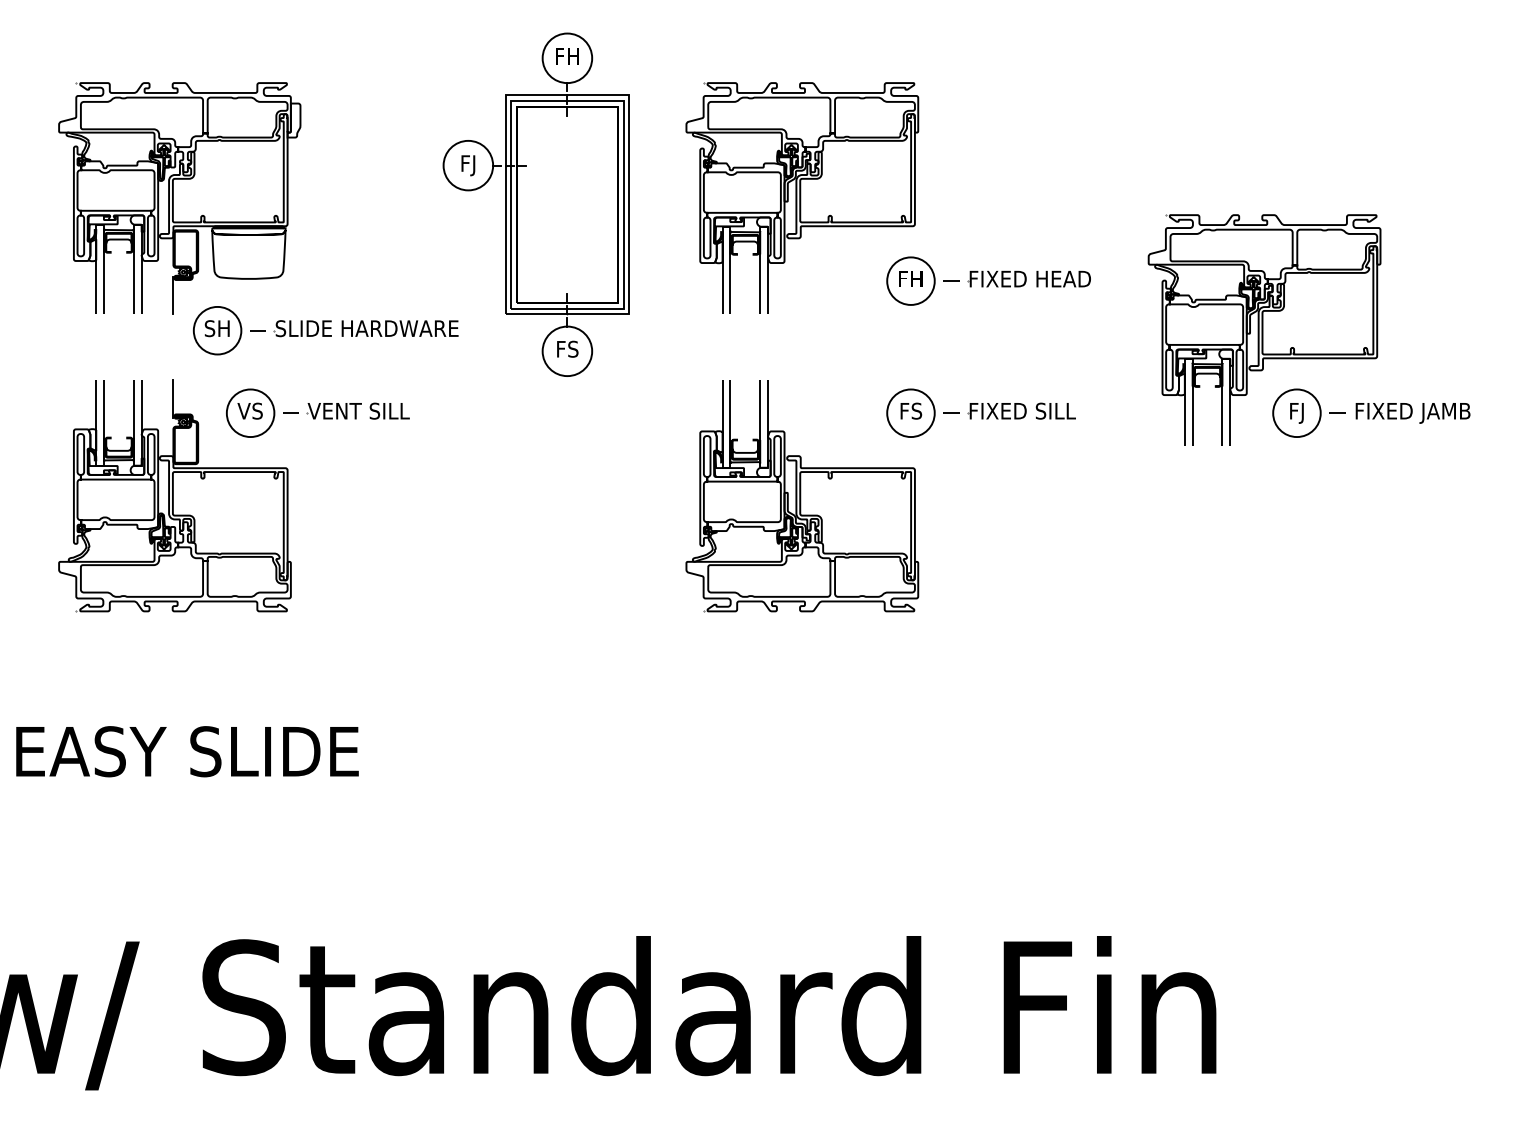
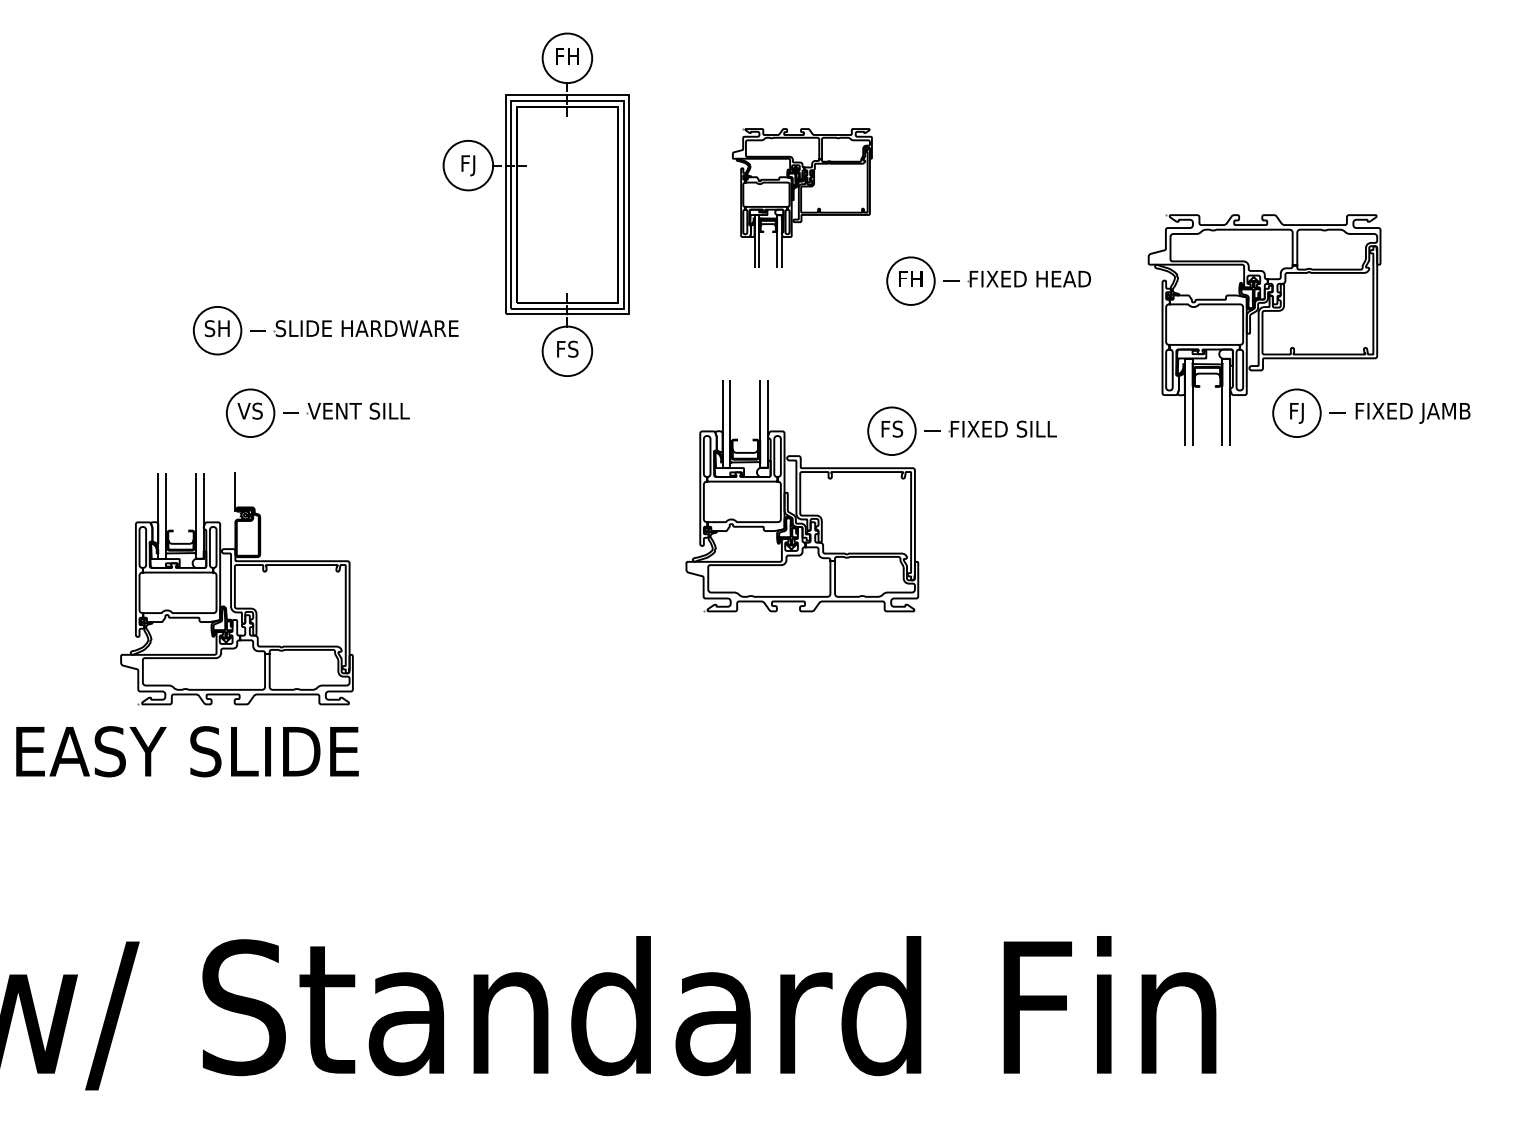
part size: 235x232 px -> 141x140 px (802, 197)
part: present -> none (179, 198)
part position: (980, 412) -> (961, 430) (961, 430)
part position: (174, 495) -> (236, 588) (236, 588)
